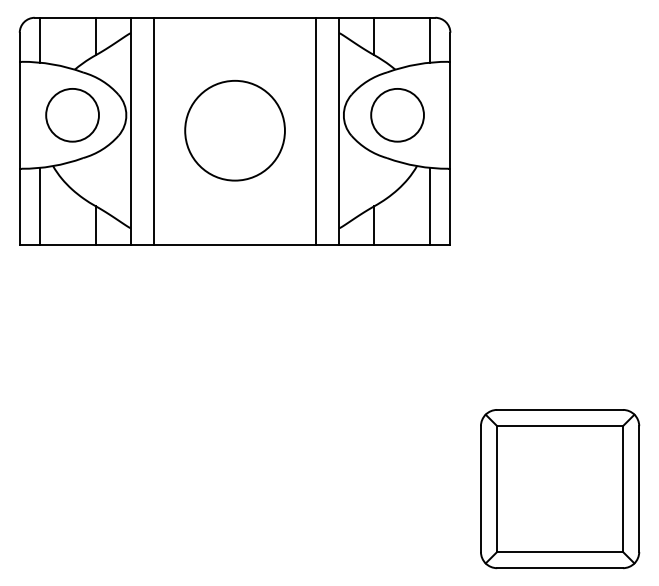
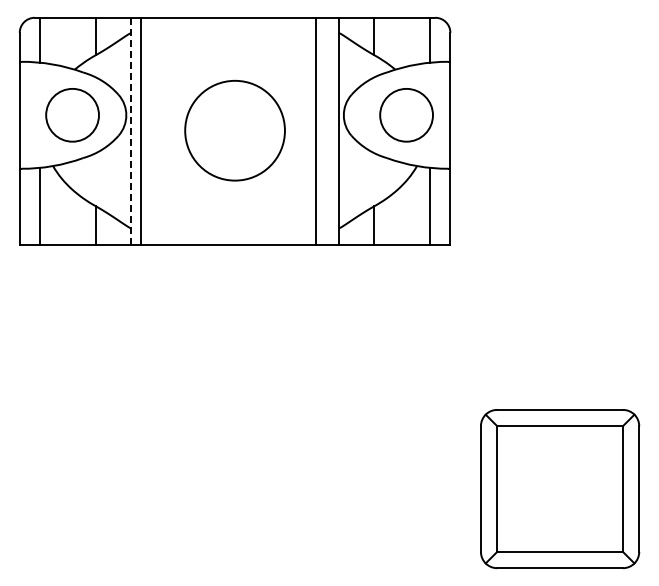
circle position: (397, 115) -> (406, 115) (406, 115)
line: solid -> dashed (131, 131)
line position: (153, 131) -> (140, 131) (140, 131)
